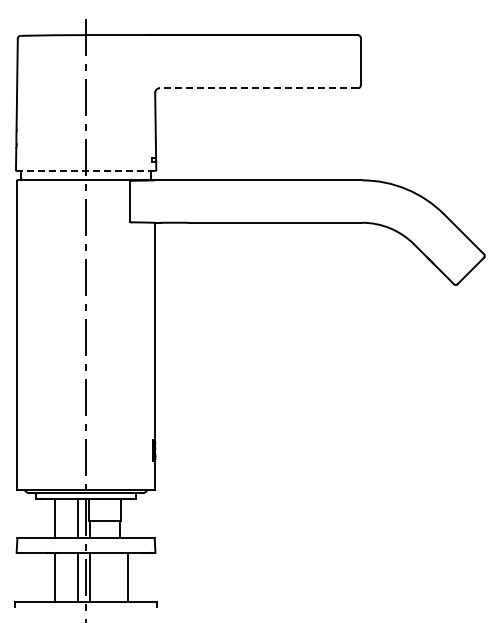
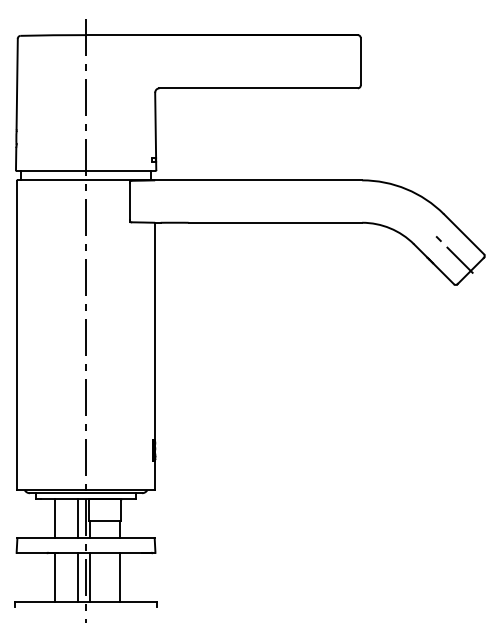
line: dashed -> solid (257, 88)
line: dashed -> solid (85, 171)
line: none -> present (453, 253)
line position: (128, 577) -> (120, 577) (120, 577)
